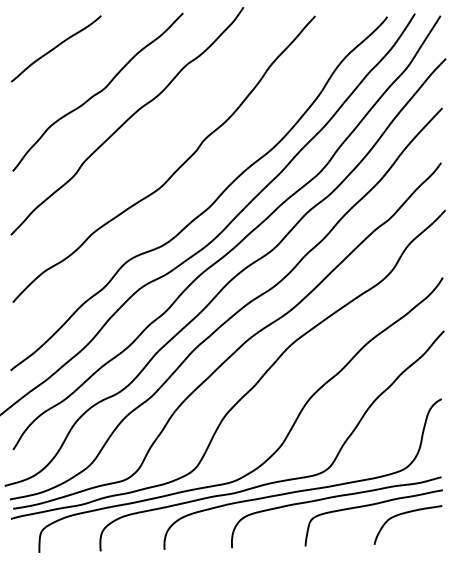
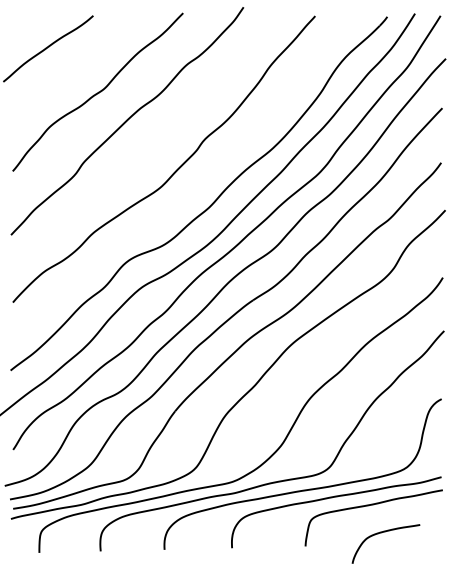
curve position: (56, 47) -> (48, 47) (48, 47)
curve position: (403, 514) -> (381, 533) (381, 533)
